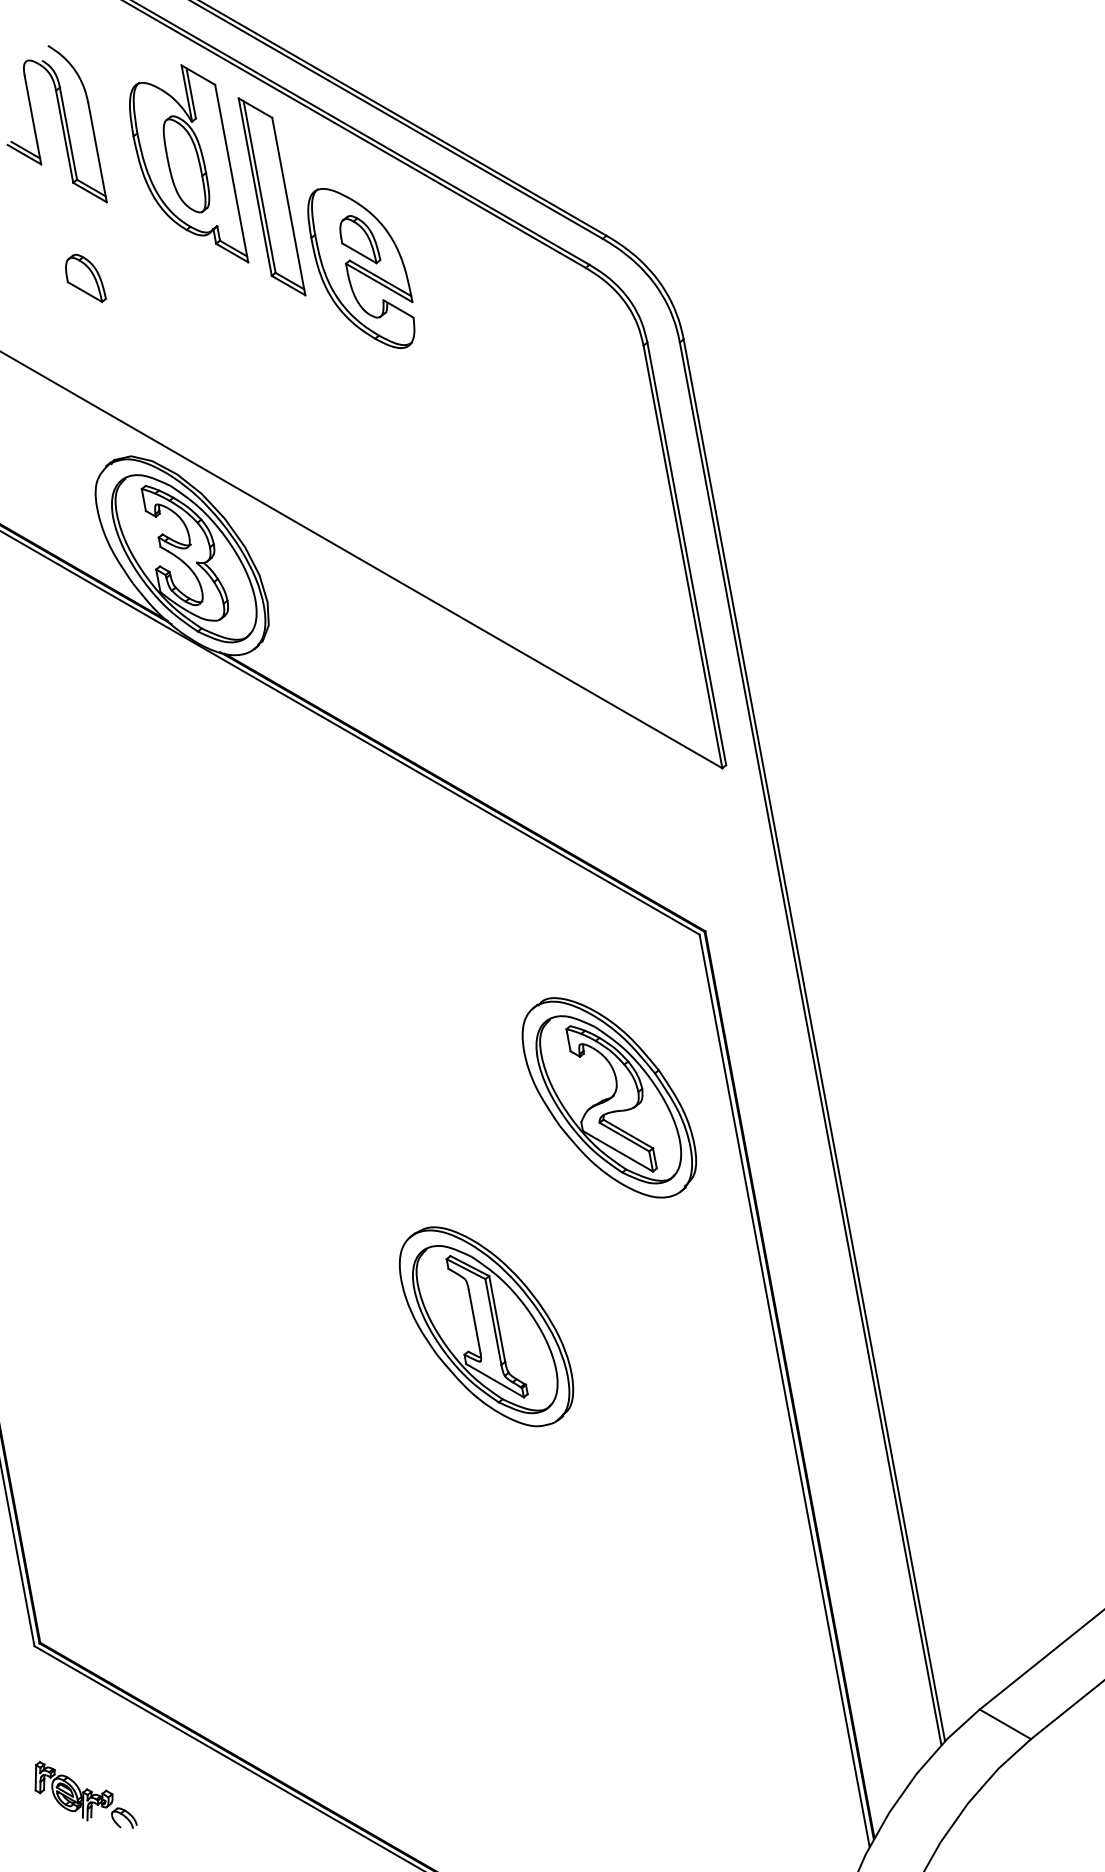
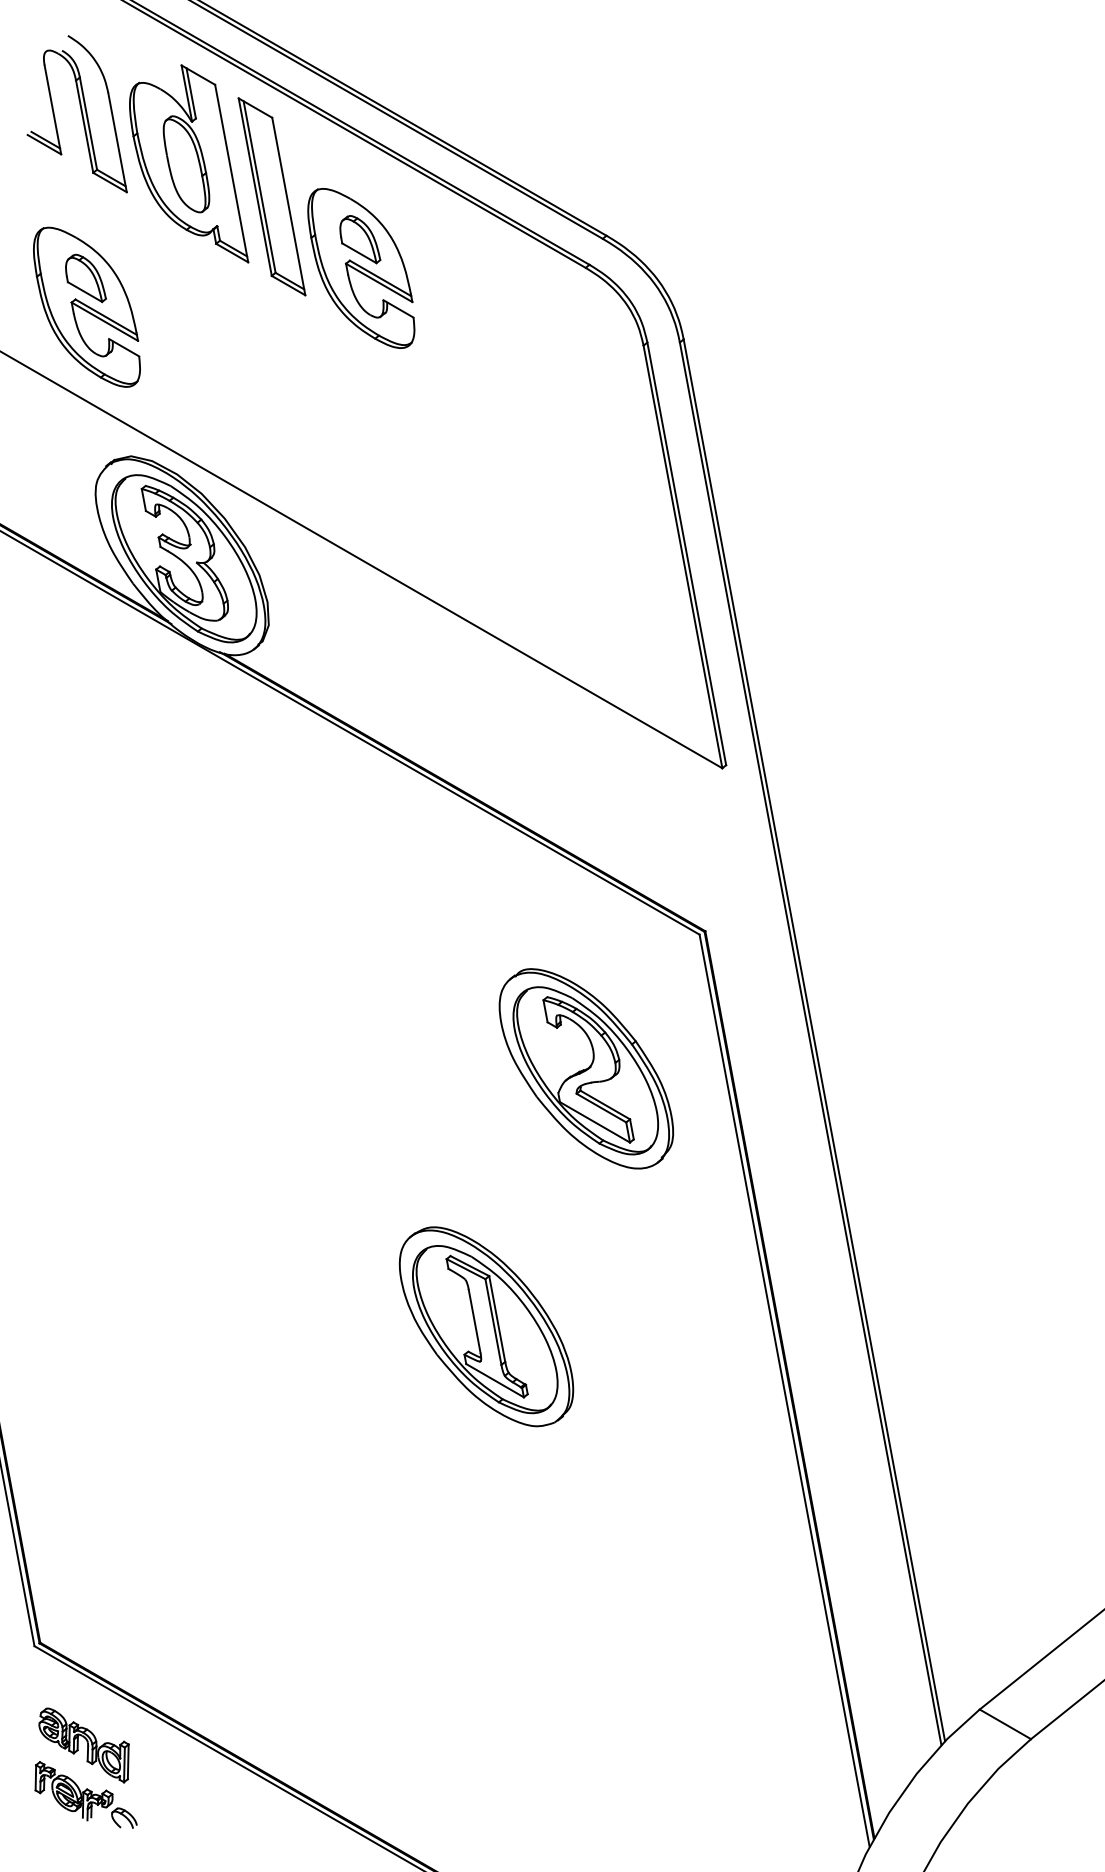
part position: (56, 124) -> (76, 114) (76, 114)
part: none -> present (86, 306)
part position: (609, 1097) -> (586, 1068) (586, 1068)
part: none -> present (83, 1745)
